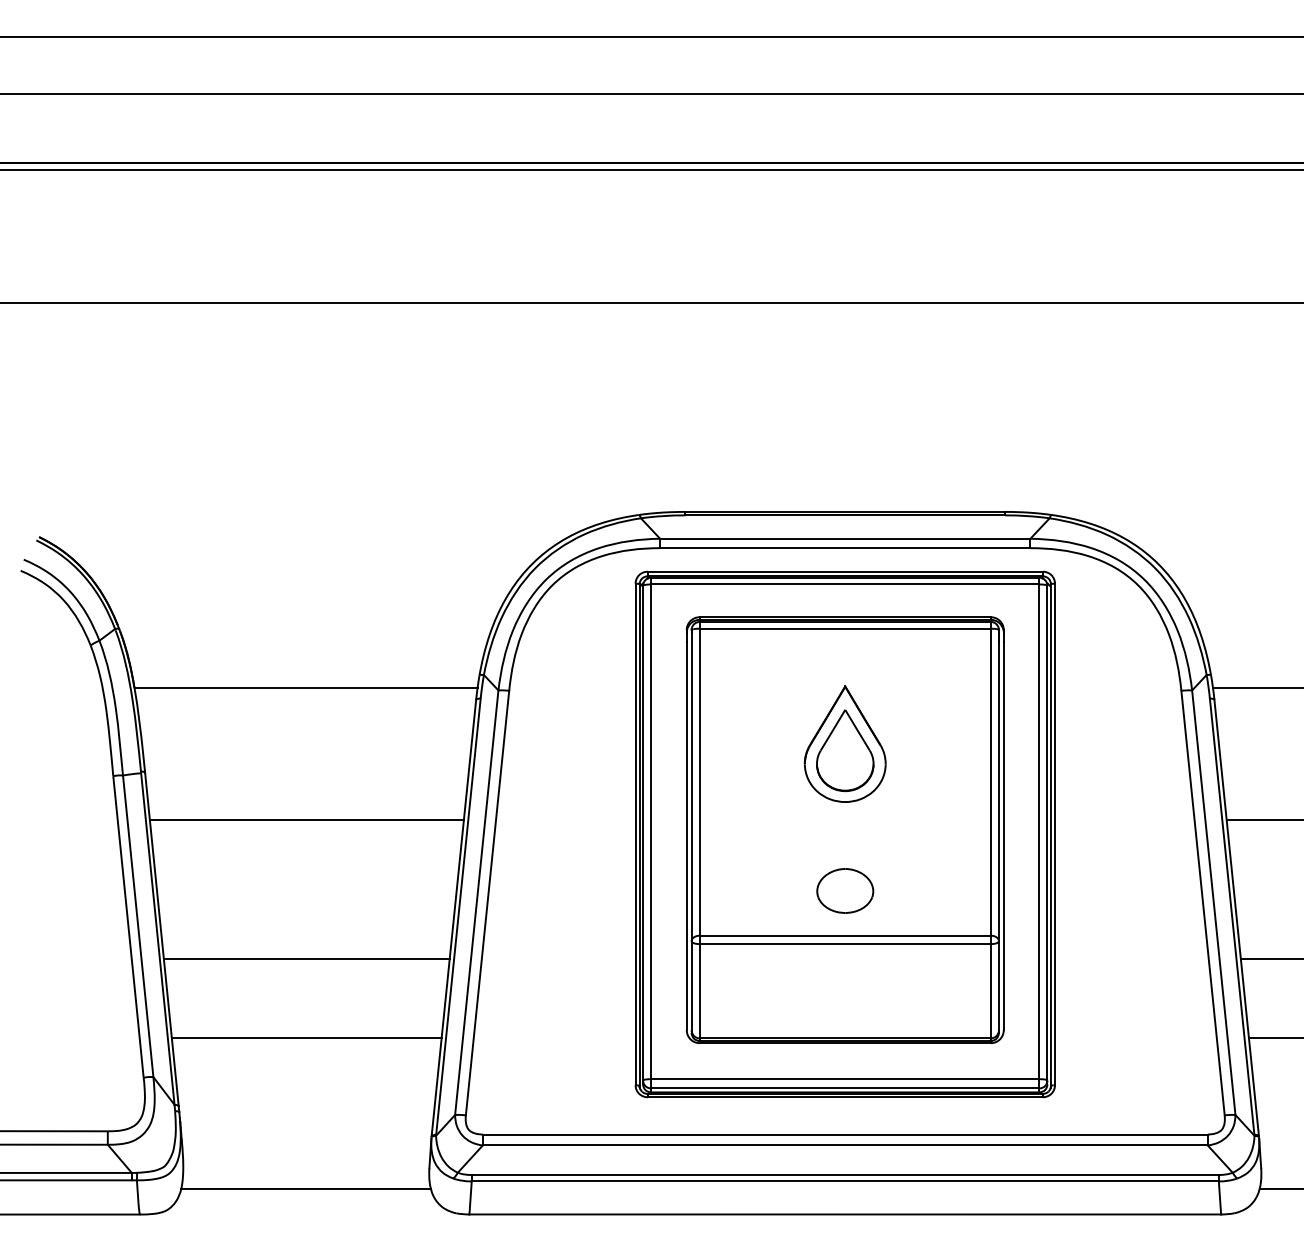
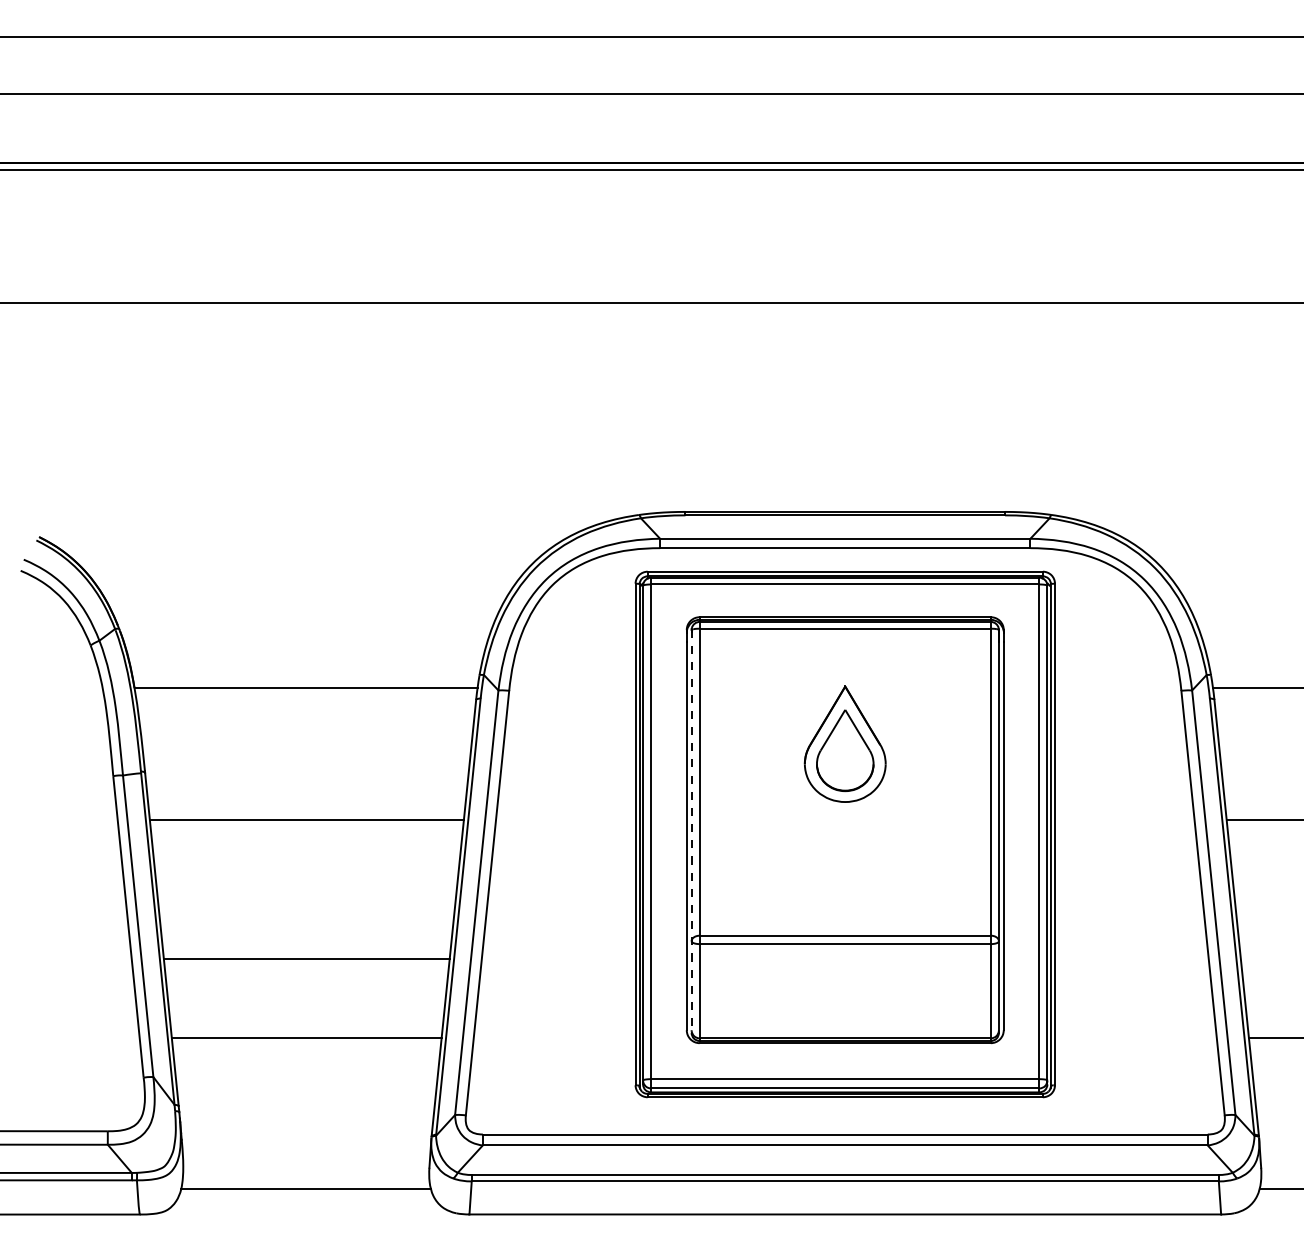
line: solid -> dashed (691, 831)
part: present -> none (845, 890)
line: present -> none (1270, 959)
